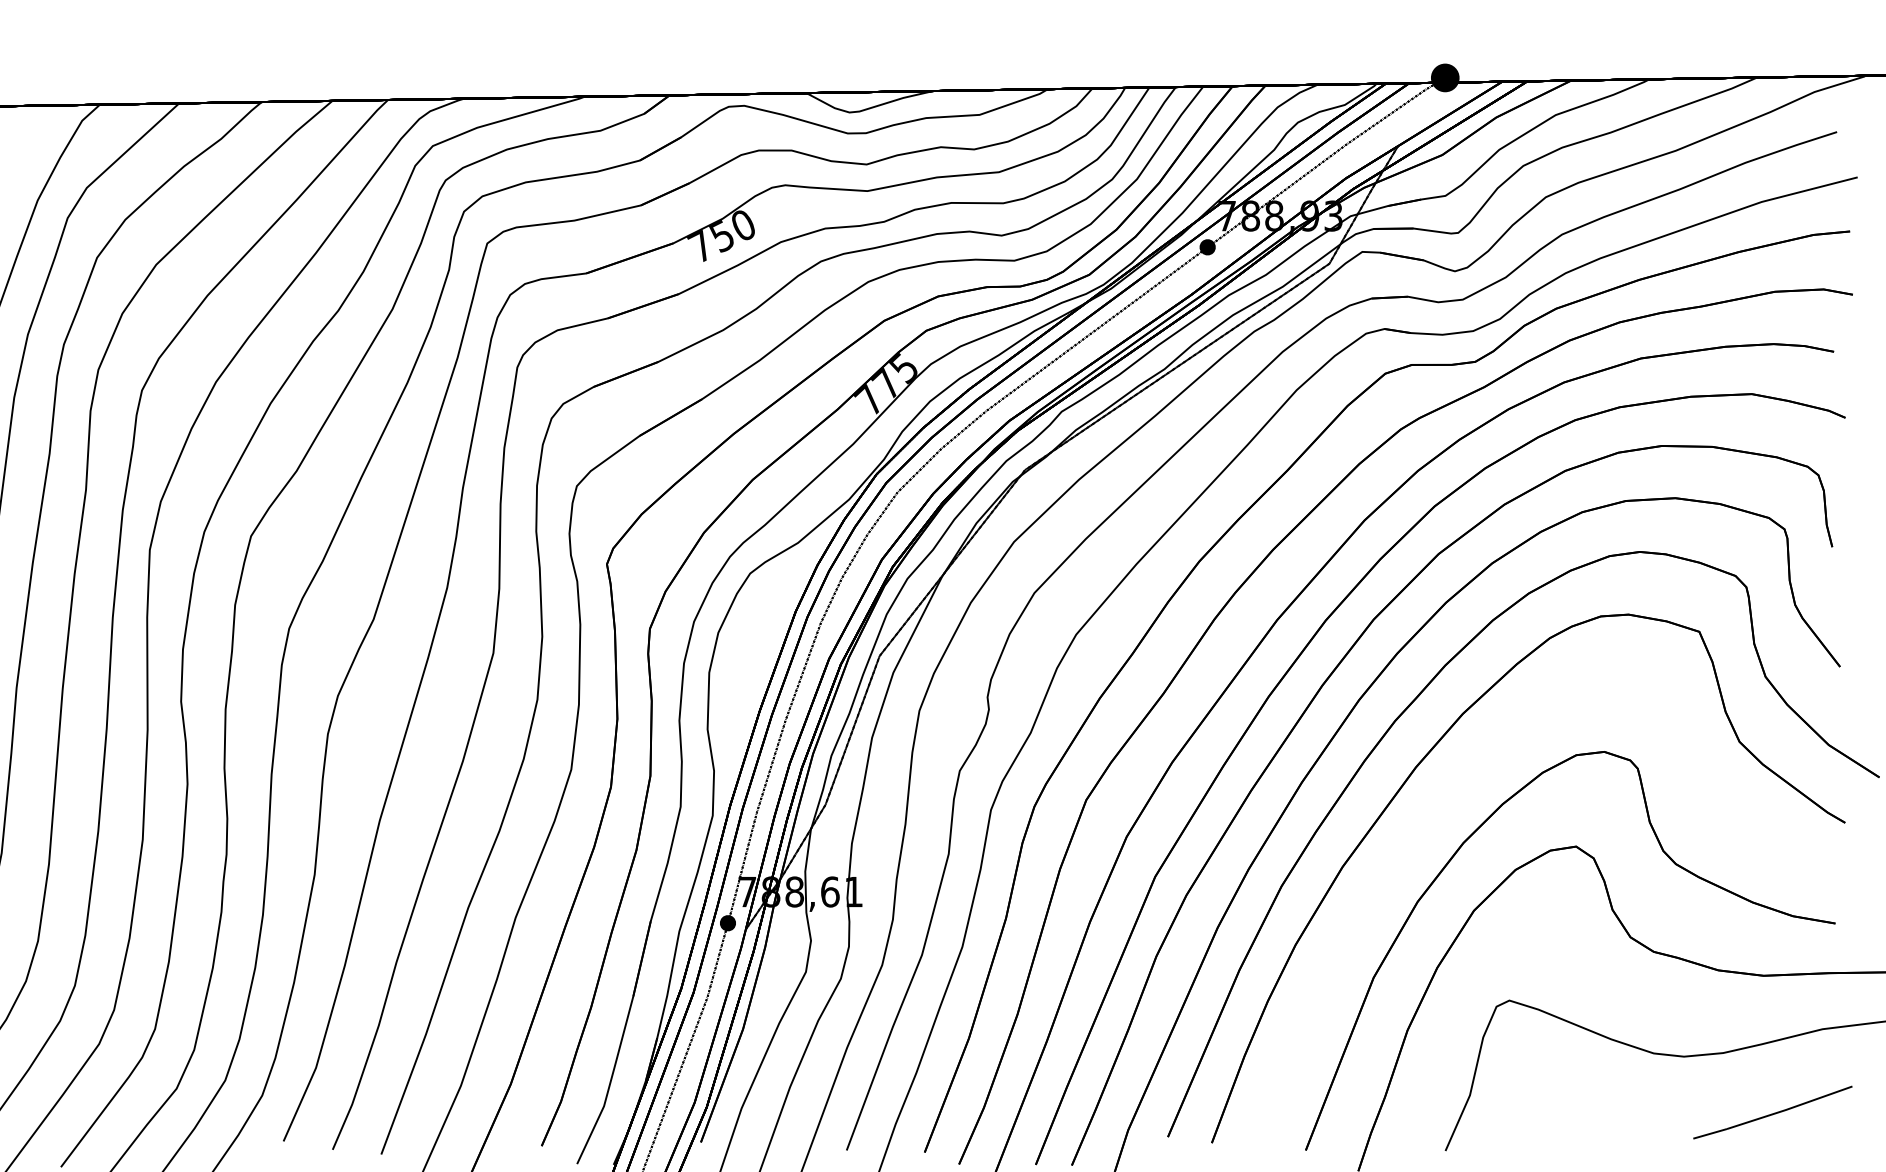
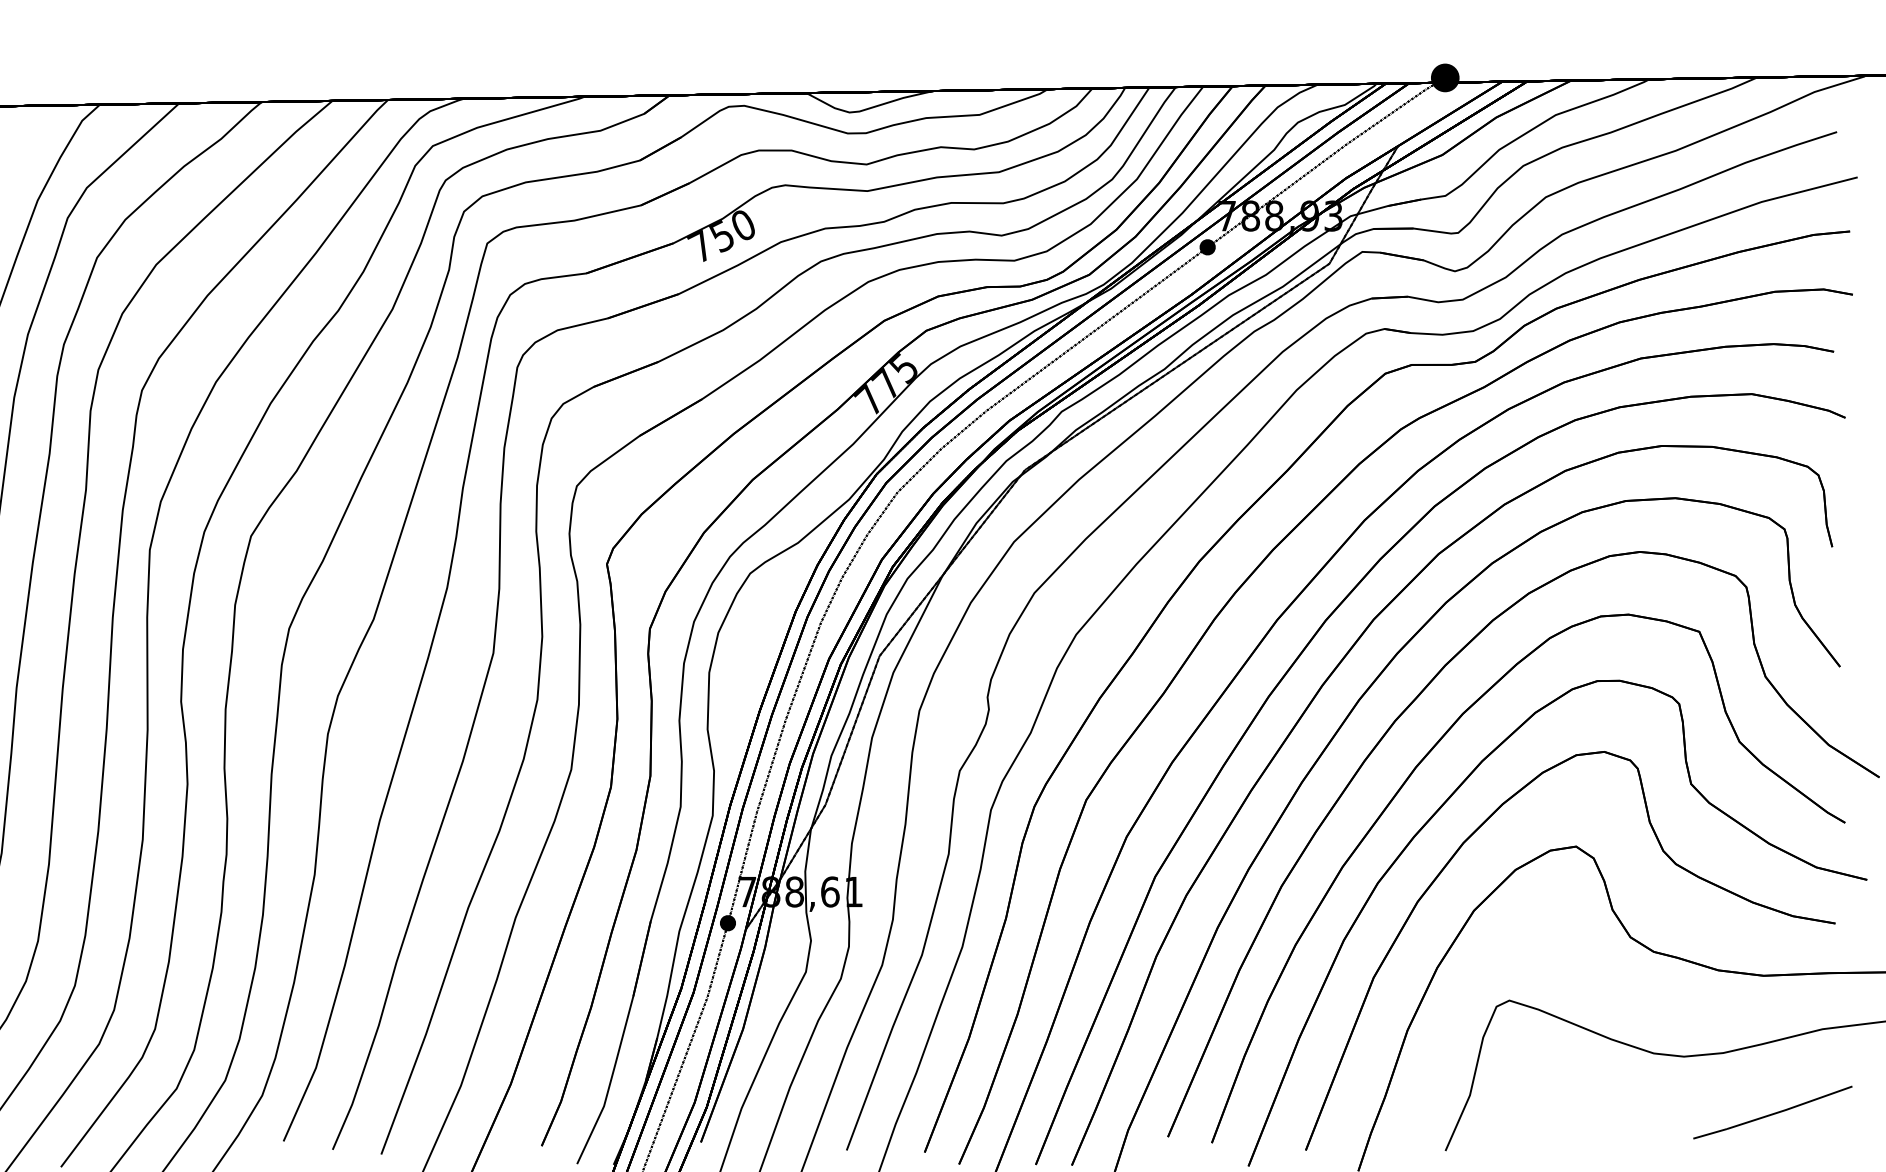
part: none -> present (1432, 818)
